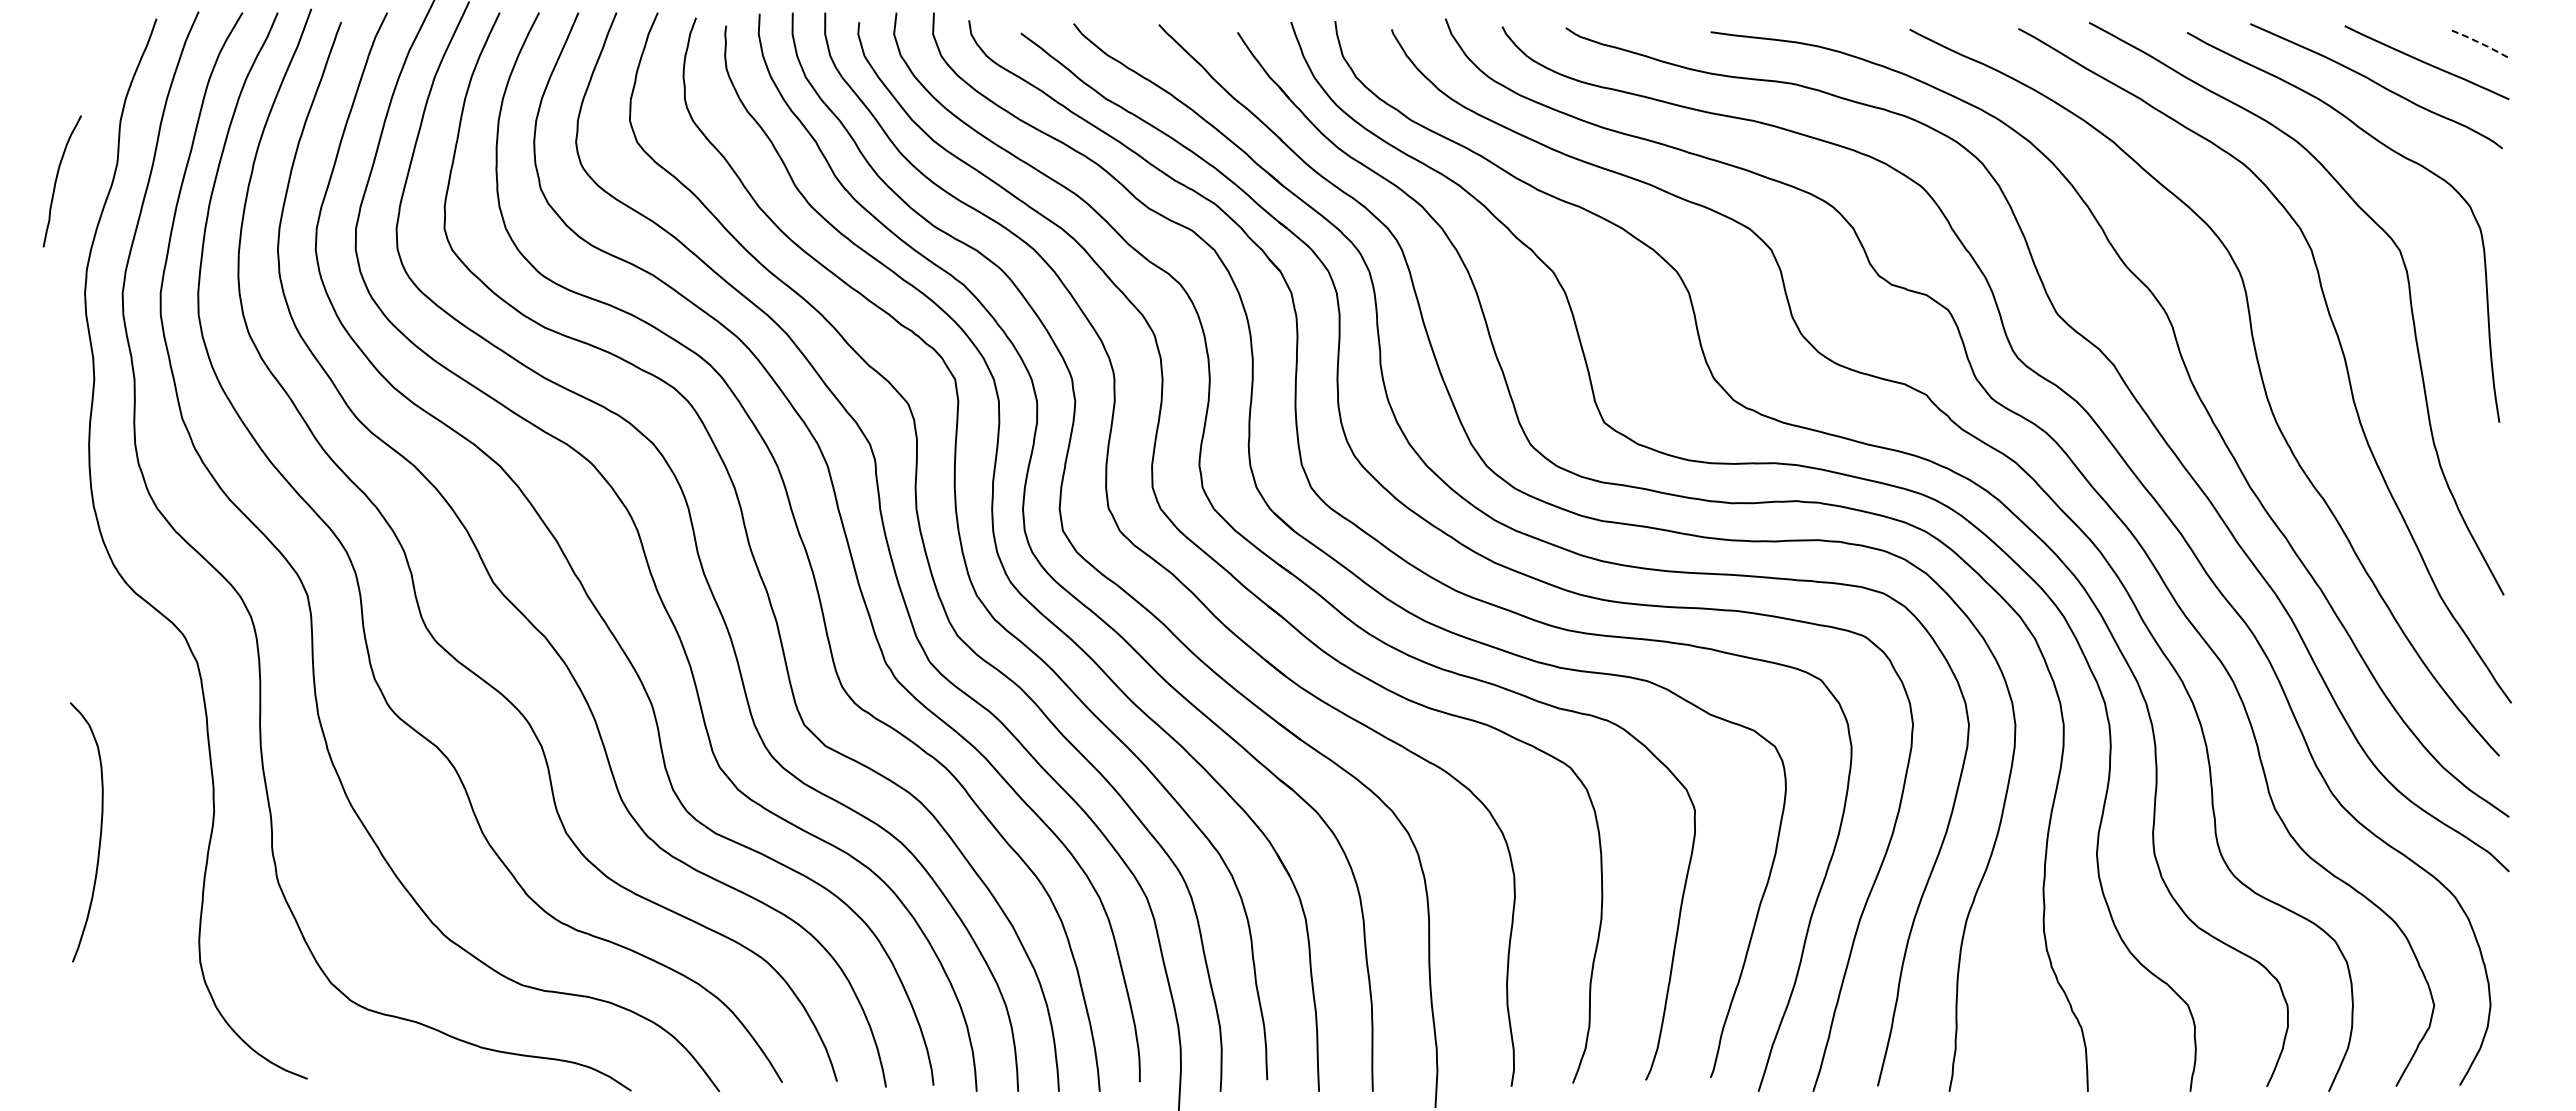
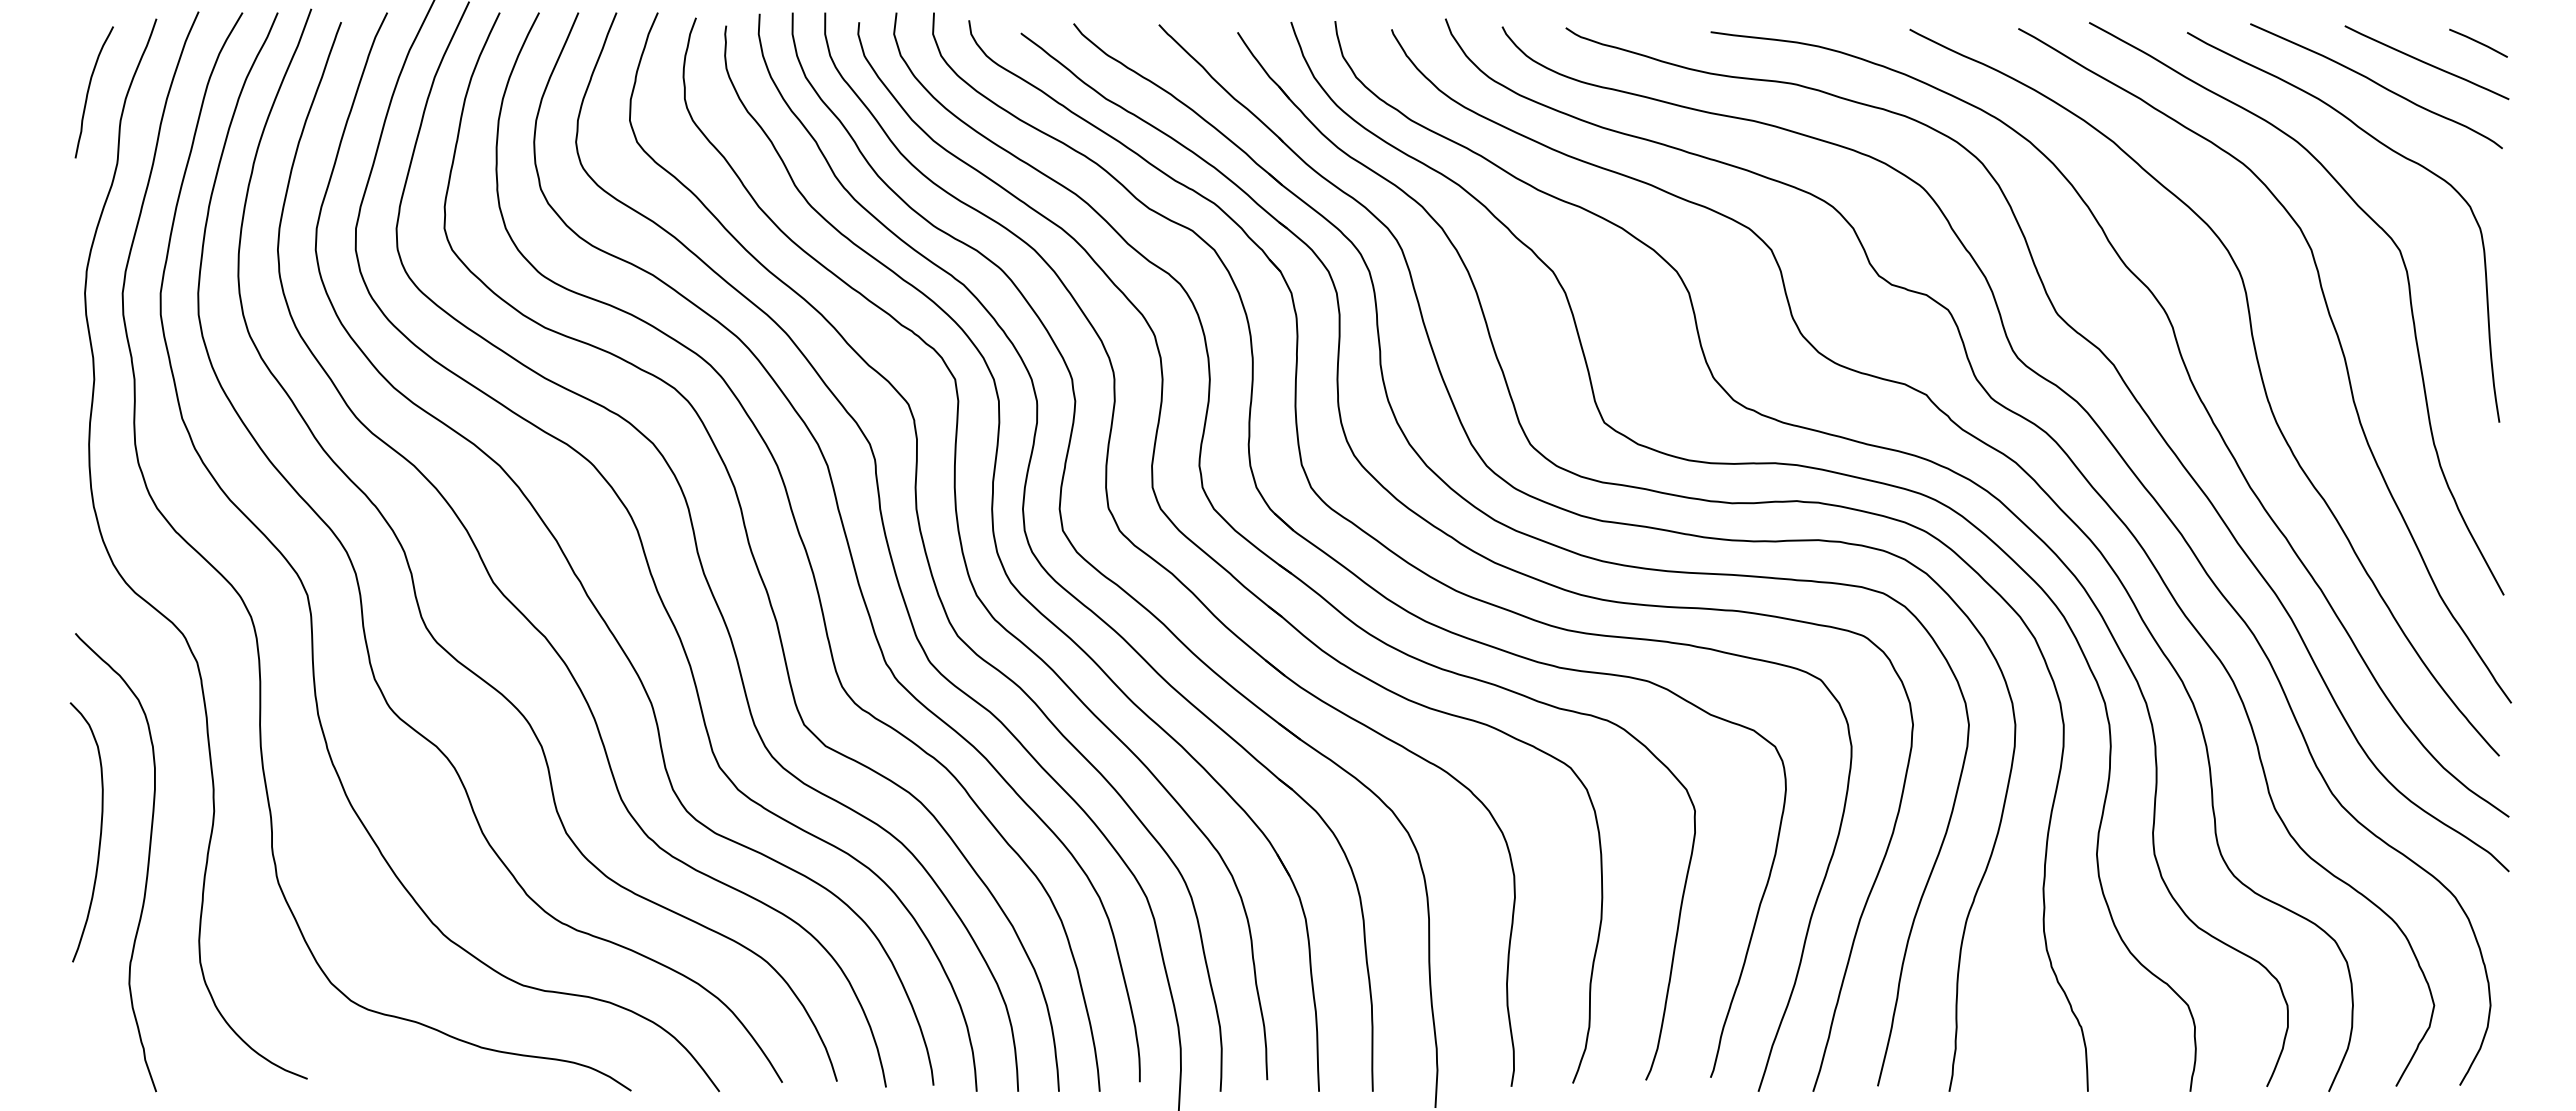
line: dashed -> solid (2478, 42)
curve position: (57, 179) -> (89, 90) (89, 90)
curve: none -> present (147, 862)
